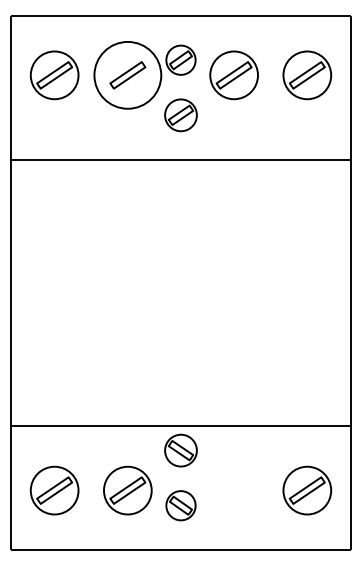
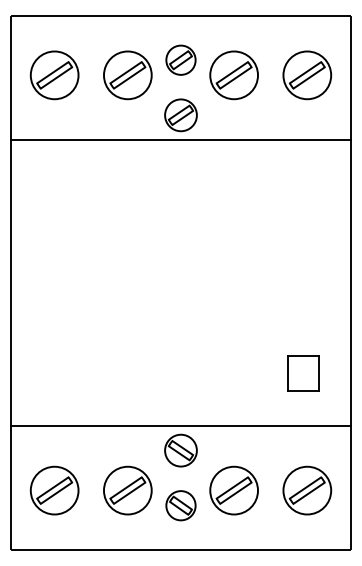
circle diameter: 67 px -> 48 px (127, 75)
line position: (180, 159) -> (180, 139) (180, 139)
part: none -> present (303, 373)
part: none -> present (233, 490)
